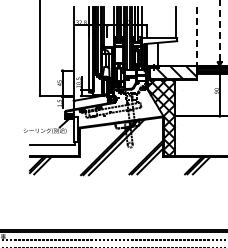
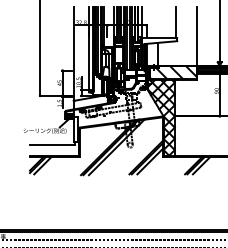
line: dashed -> solid (219, 31)
line: dashed -> solid (197, 37)
